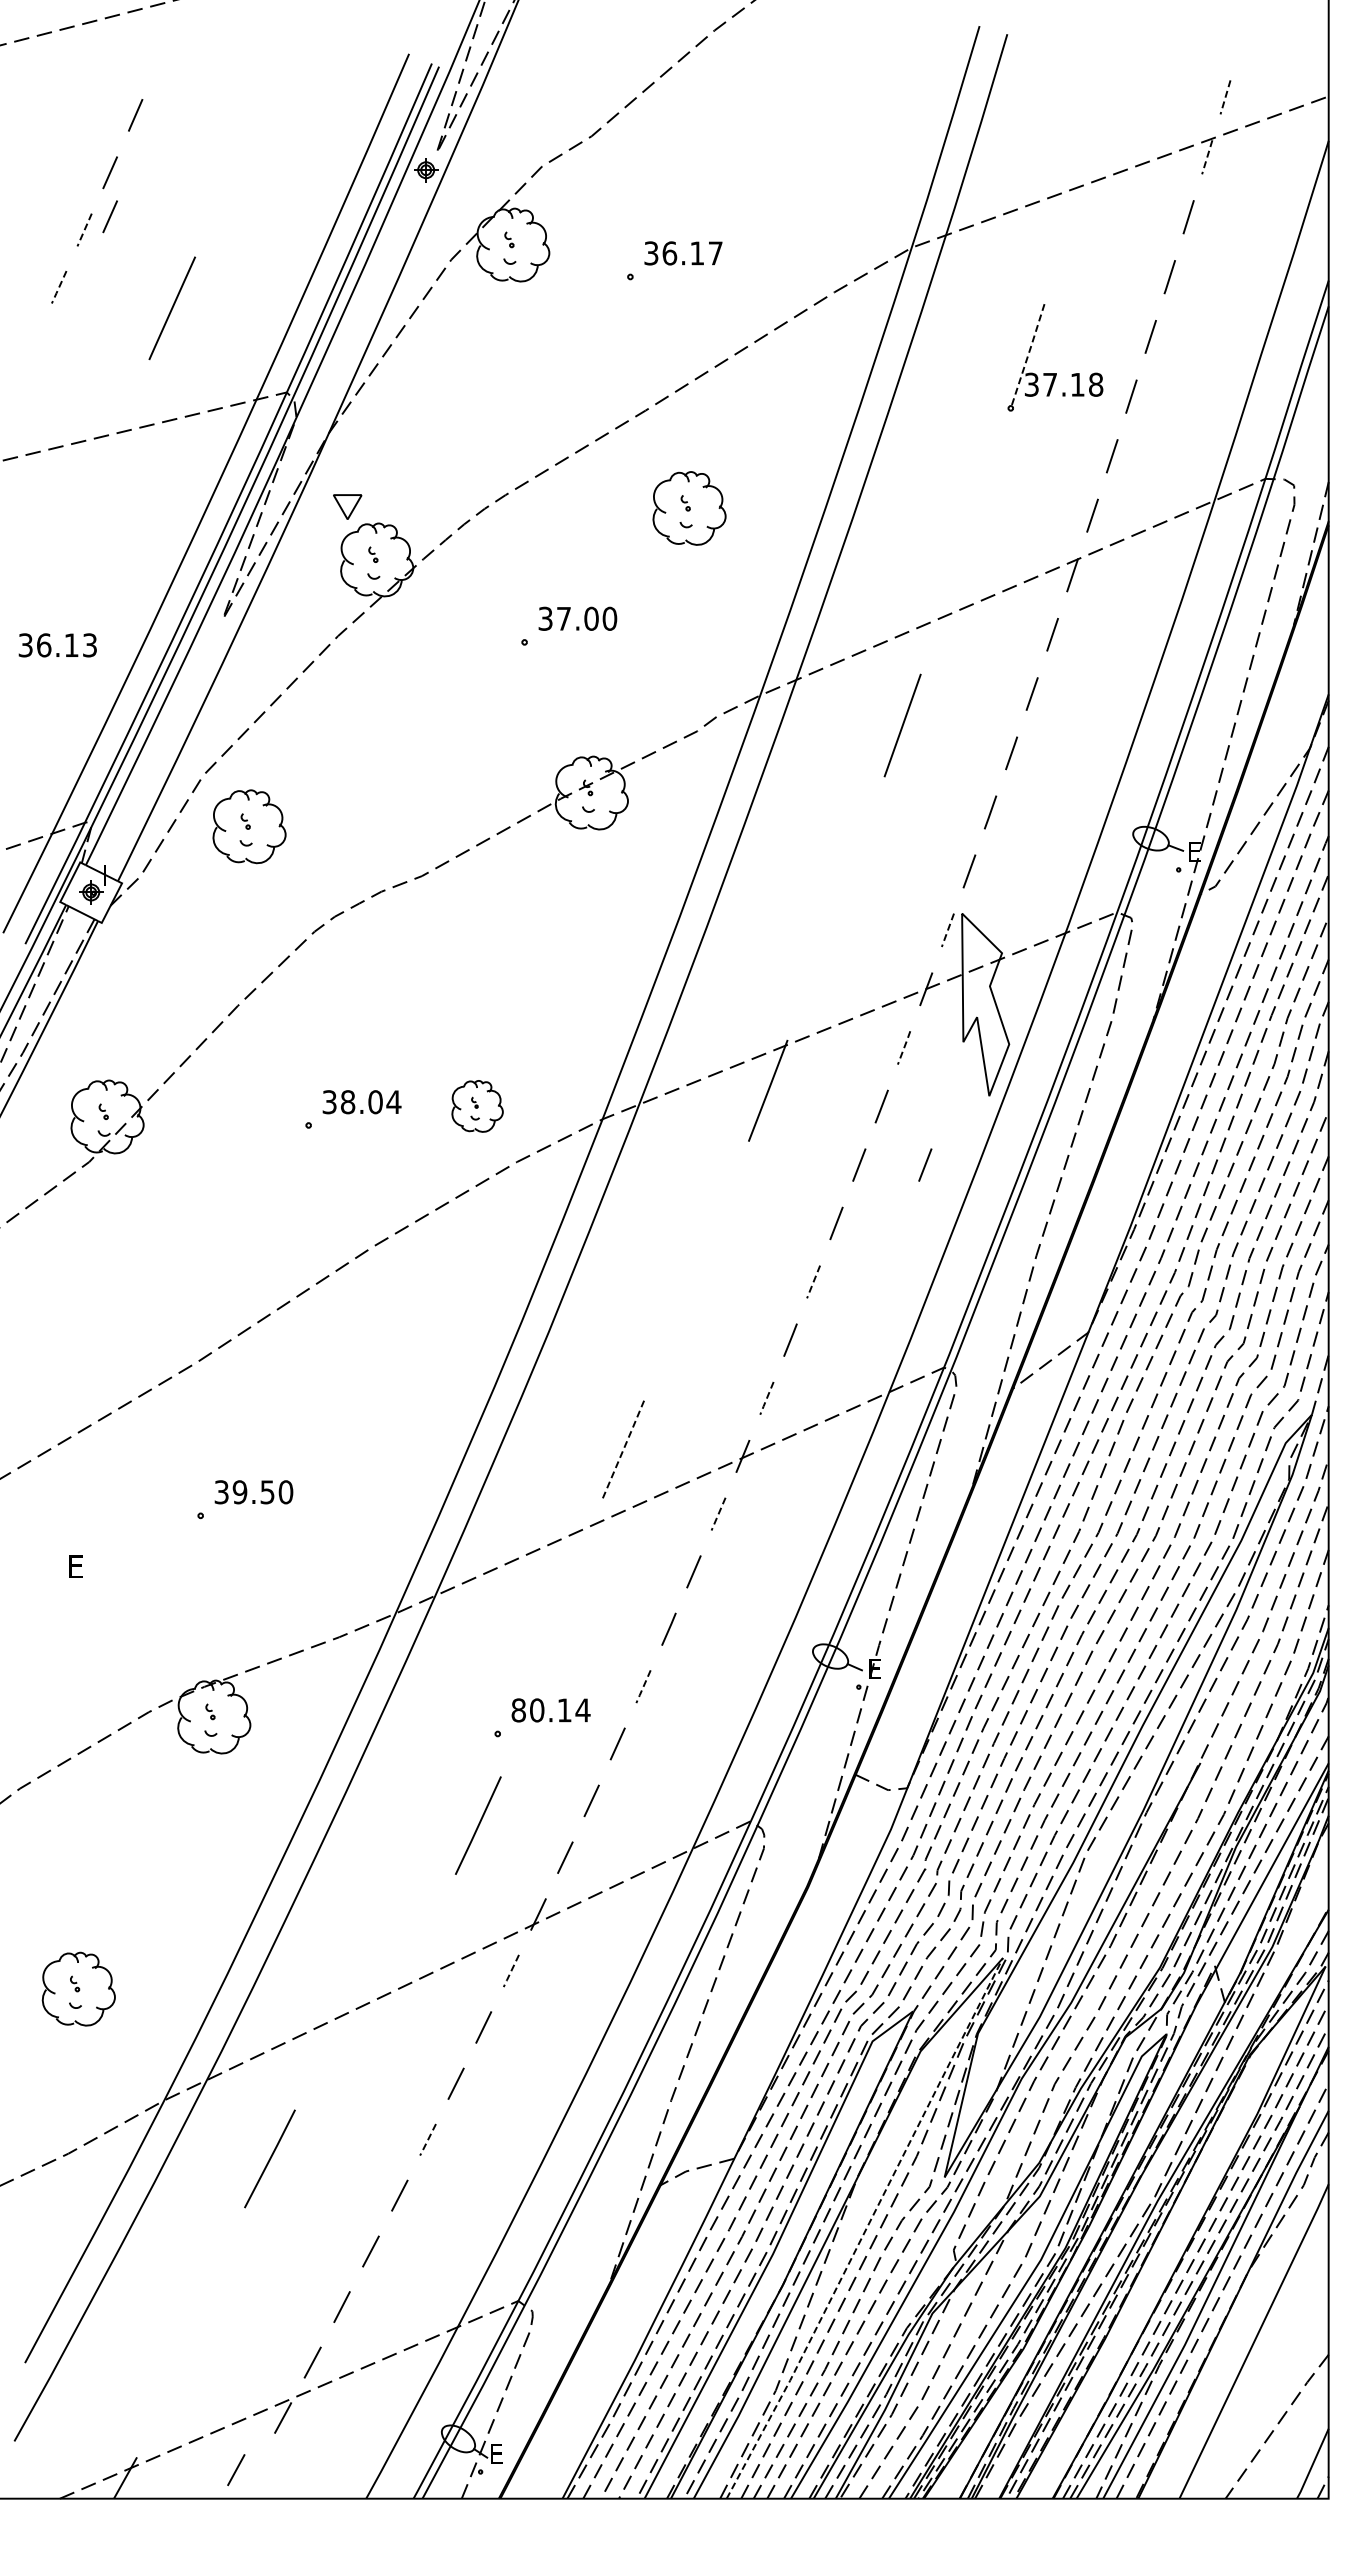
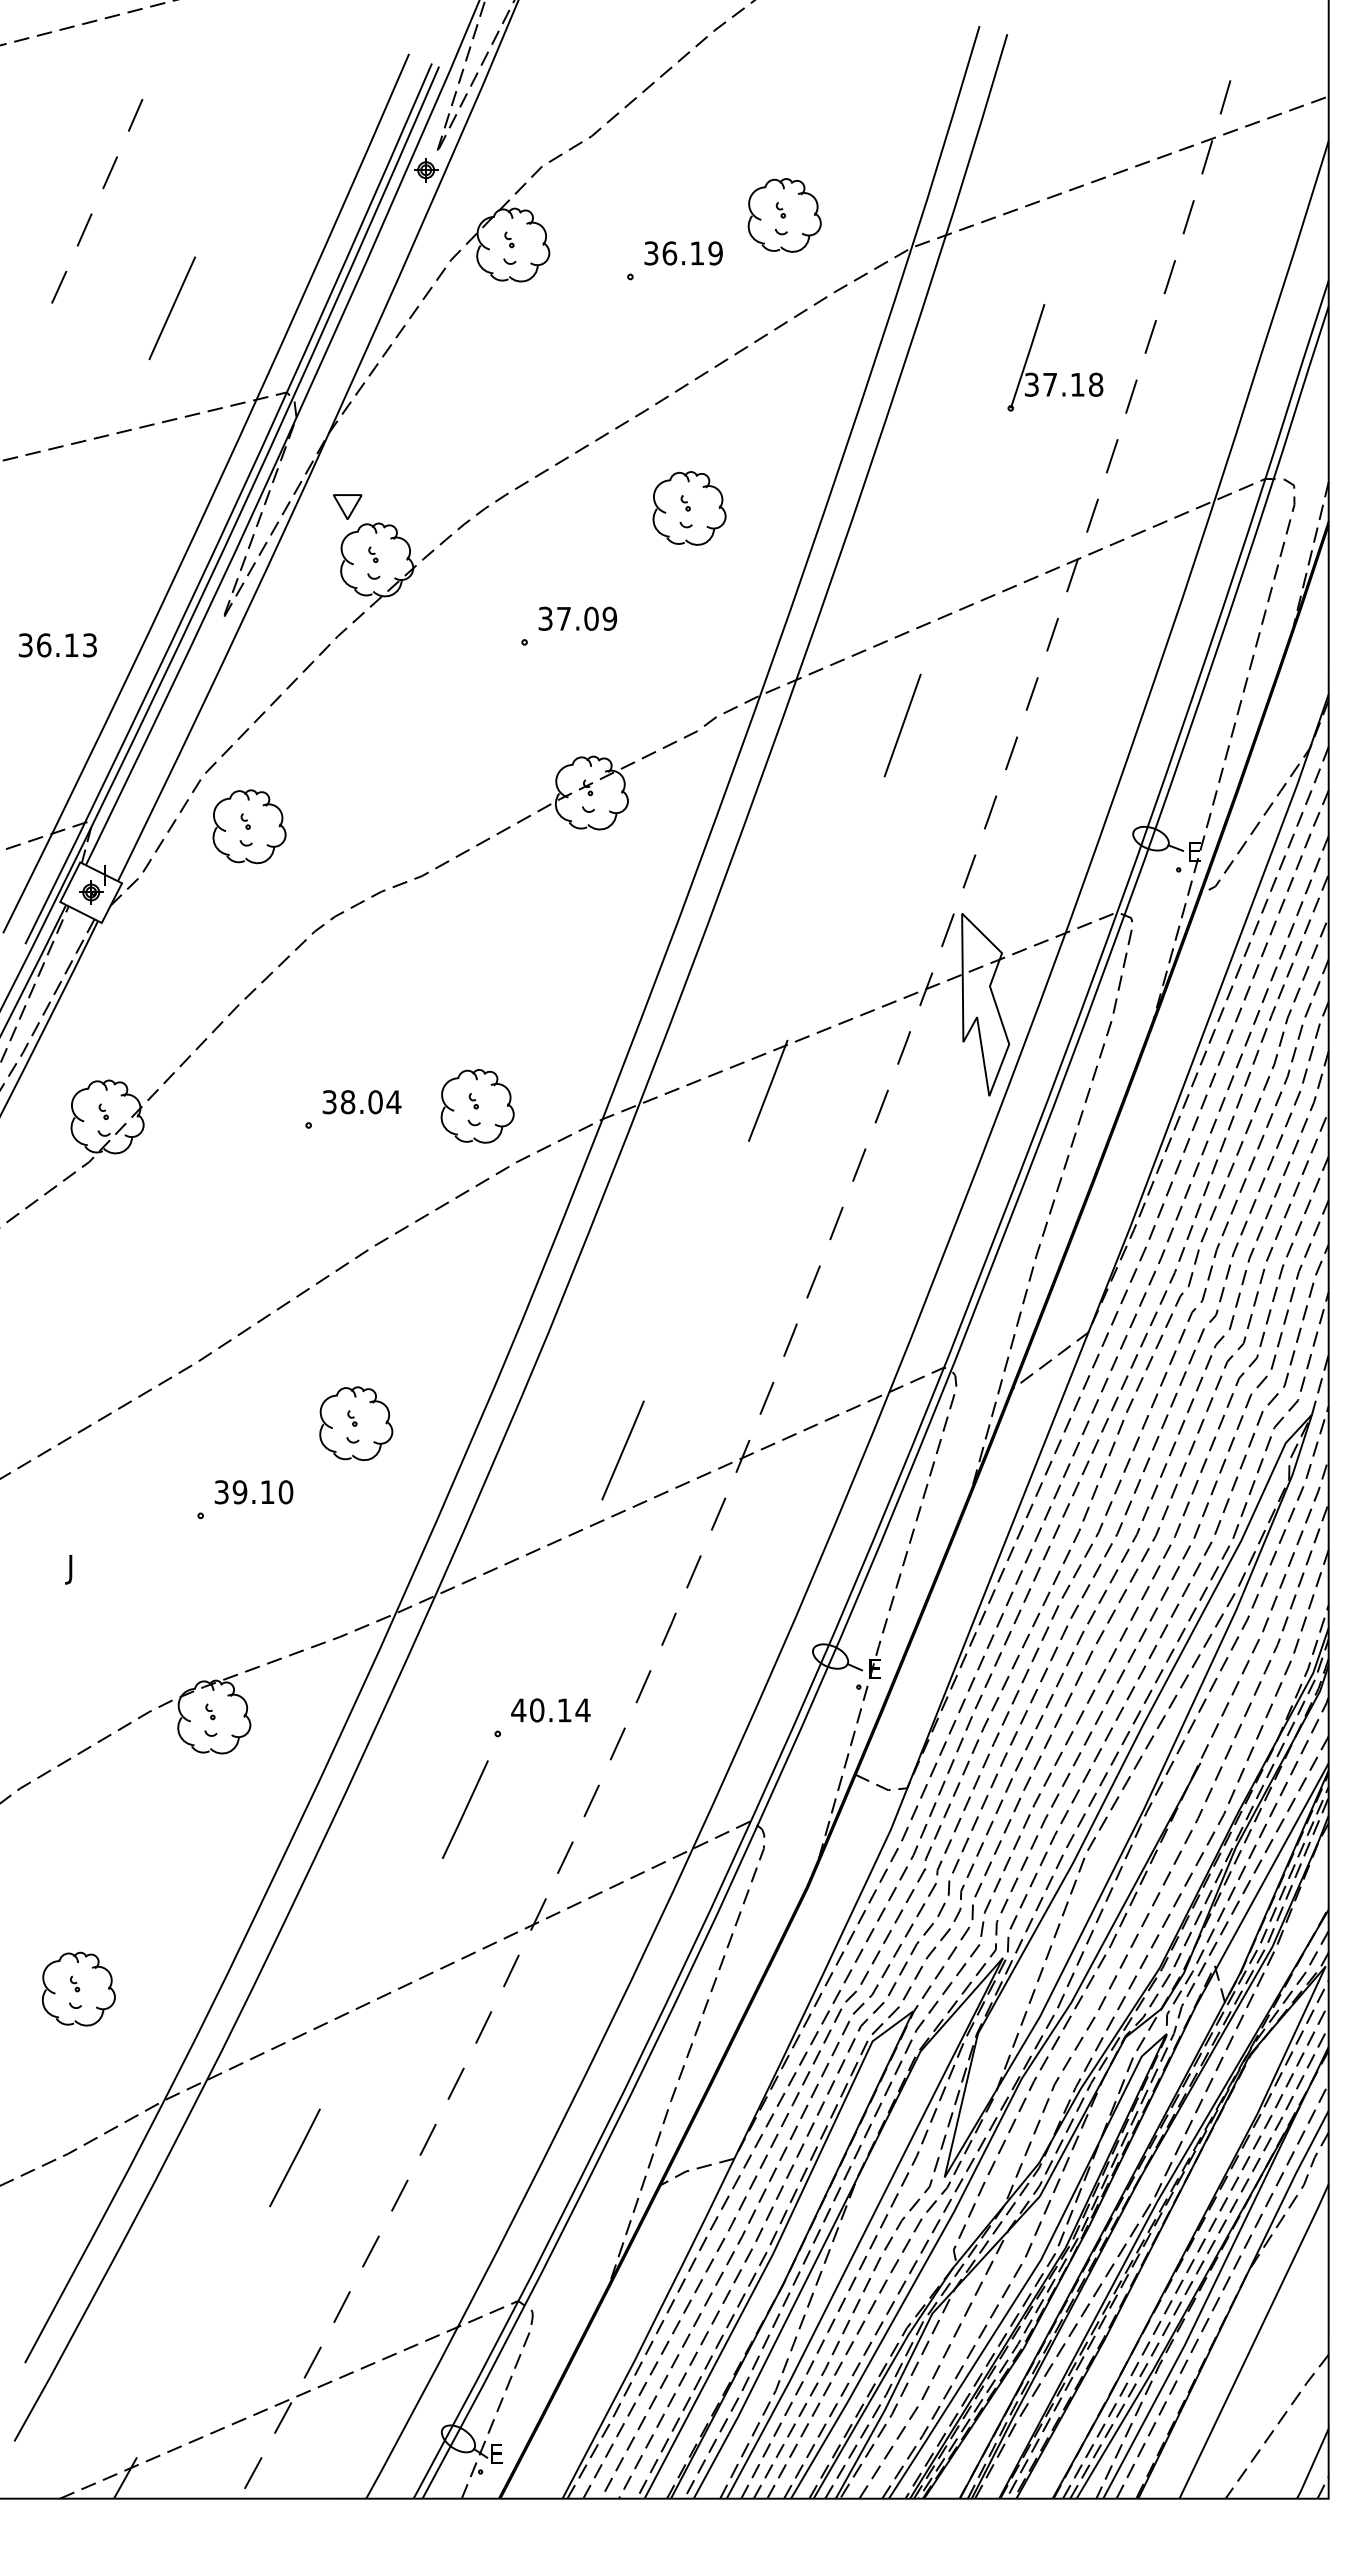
line: dashed -> solid (1225, 97)
line: dashed -> solid (1207, 157)
part: none -> present (784, 215)
line: present -> none (109, 216)
line: dashed -> solid (84, 230)
text: 36.17 -> 36.19 (715, 253)
line: dashed -> solid (58, 287)
line: dashed -> solid (1028, 355)
text: 37.00 -> 37.09 (609, 618)
line: dashed -> solid (947, 930)
line: dashed -> solid (904, 1047)
part size: 53x53 px -> 75x75 px (477, 1106)
line: present -> none (925, 1164)
line: dashed -> solid (813, 1281)
line: dashed -> solid (766, 1399)
part: none -> present (356, 1423)
line: dashed -> solid (623, 1449)
text: 39.50 -> 39.10 (267, 1492)
line: dashed -> solid (718, 1514)
text: E -> J (73, 1569)
line: dashed -> solid (643, 1687)
text: 80.14 -> 40.14 (518, 1710)
line position: (478, 1825) -> (465, 1809) (465, 1809)
line: dashed -> solid (511, 1971)
line: dashed -> solid (427, 2140)
line position: (269, 2158) -> (294, 2157) (294, 2157)
line: dashed -> solid (866, 2229)
line position: (236, 2470) -> (253, 2473) (253, 2473)
